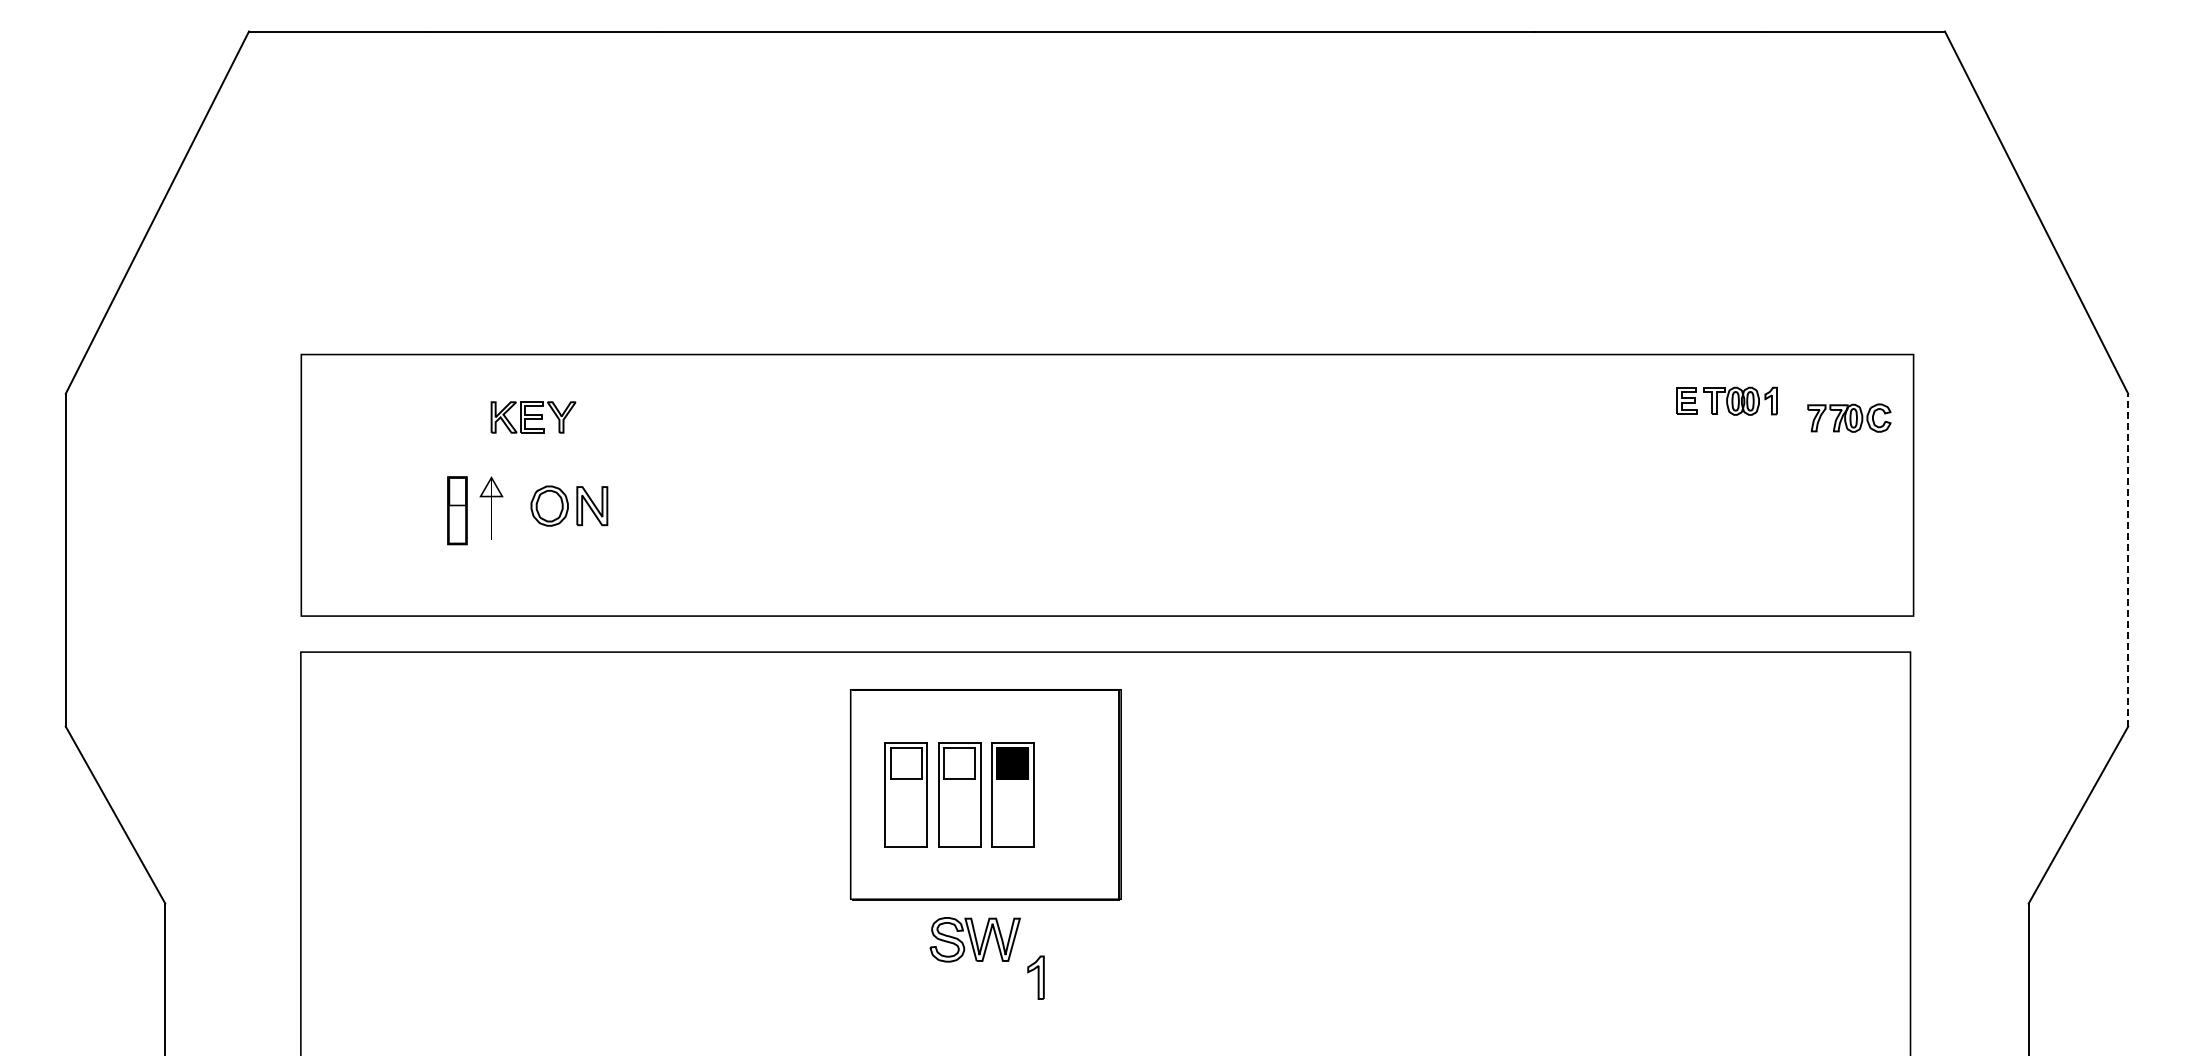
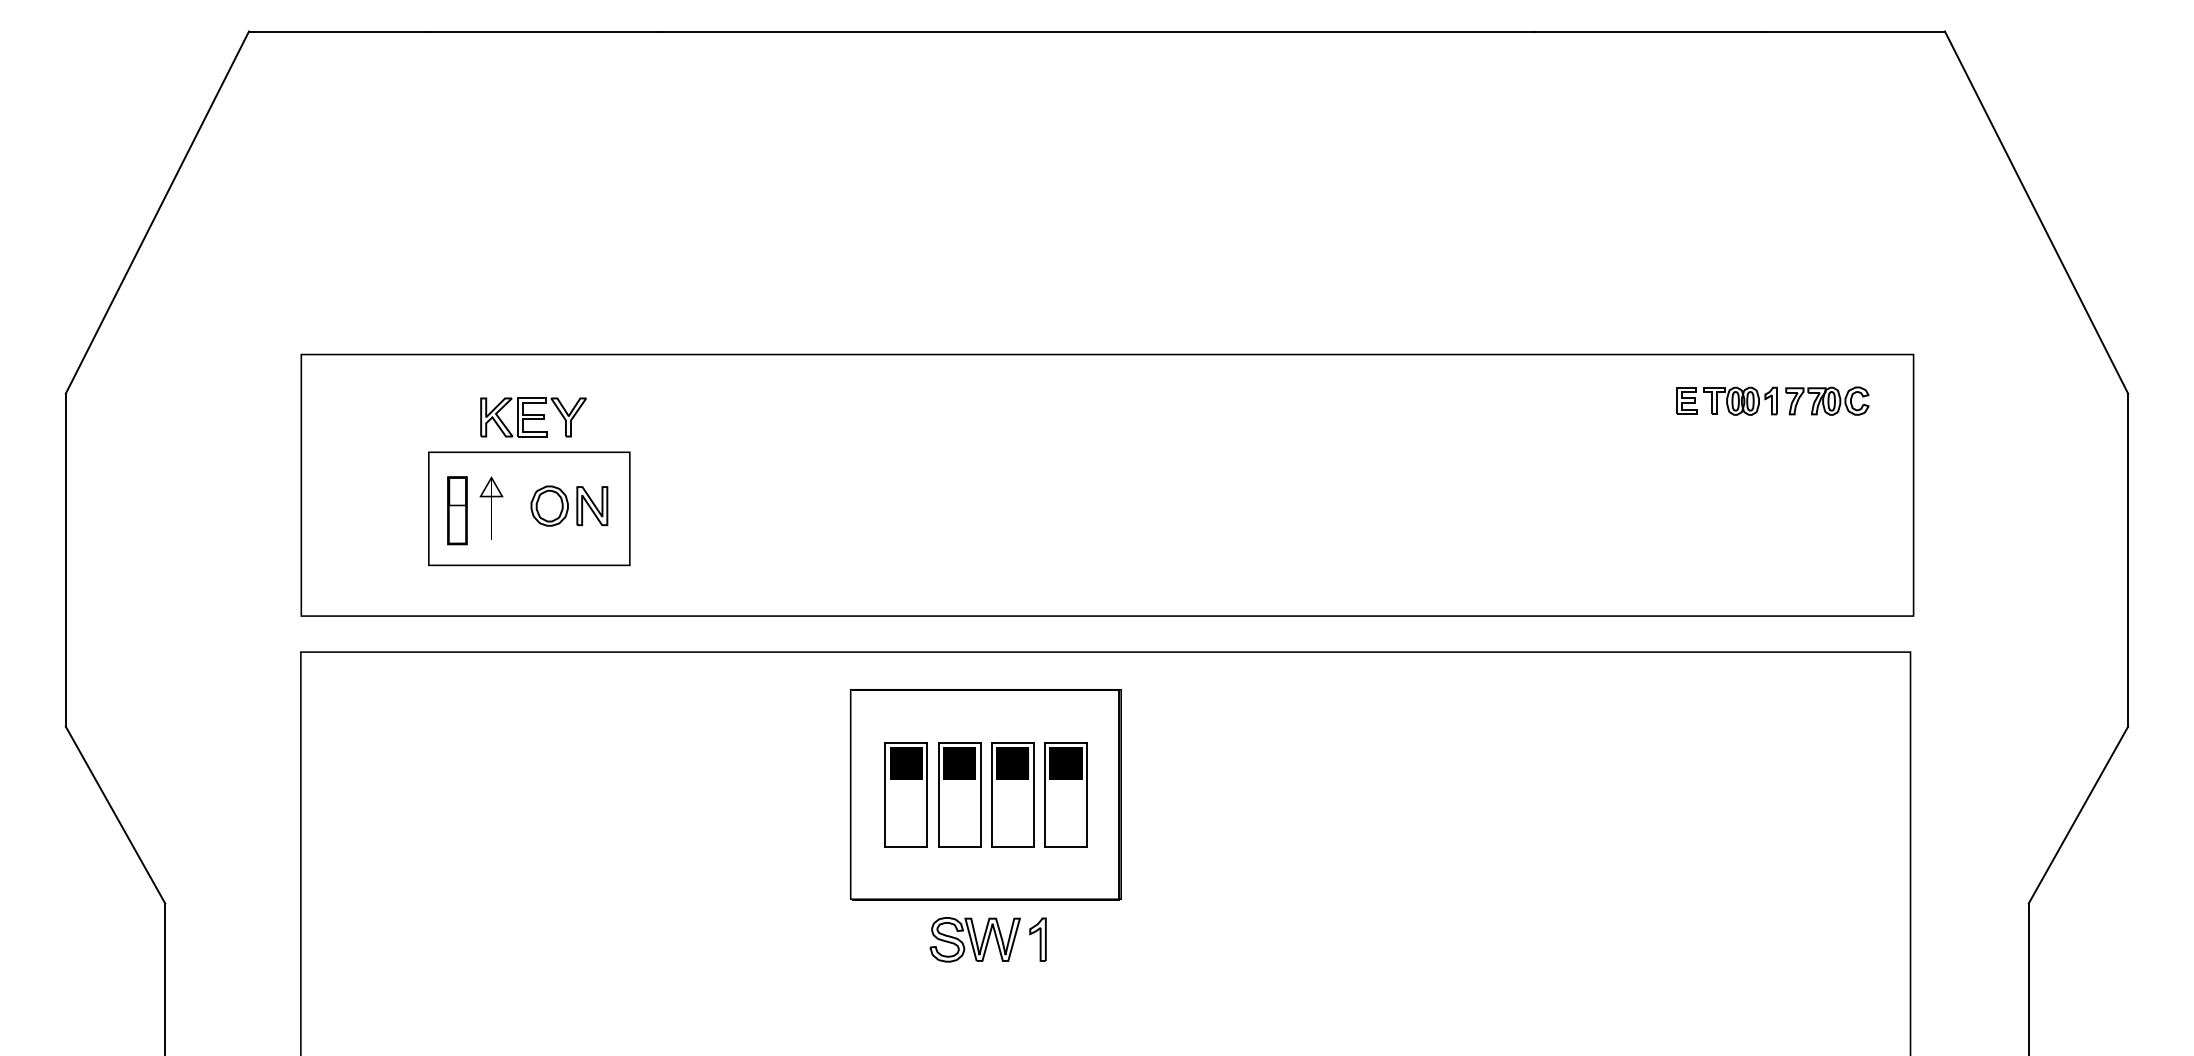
part size: 87x33 px -> 107x41 px (533, 417)
part position: (1849, 417) -> (1827, 400) (1827, 400)
part: none -> present (529, 508)
line: dashed -> solid (2128, 559)
hatch: none -> present (906, 763)
hatch: none -> present (959, 763)
part: none -> present (1065, 794)
part position: (1035, 977) -> (1037, 939) (1037, 939)
